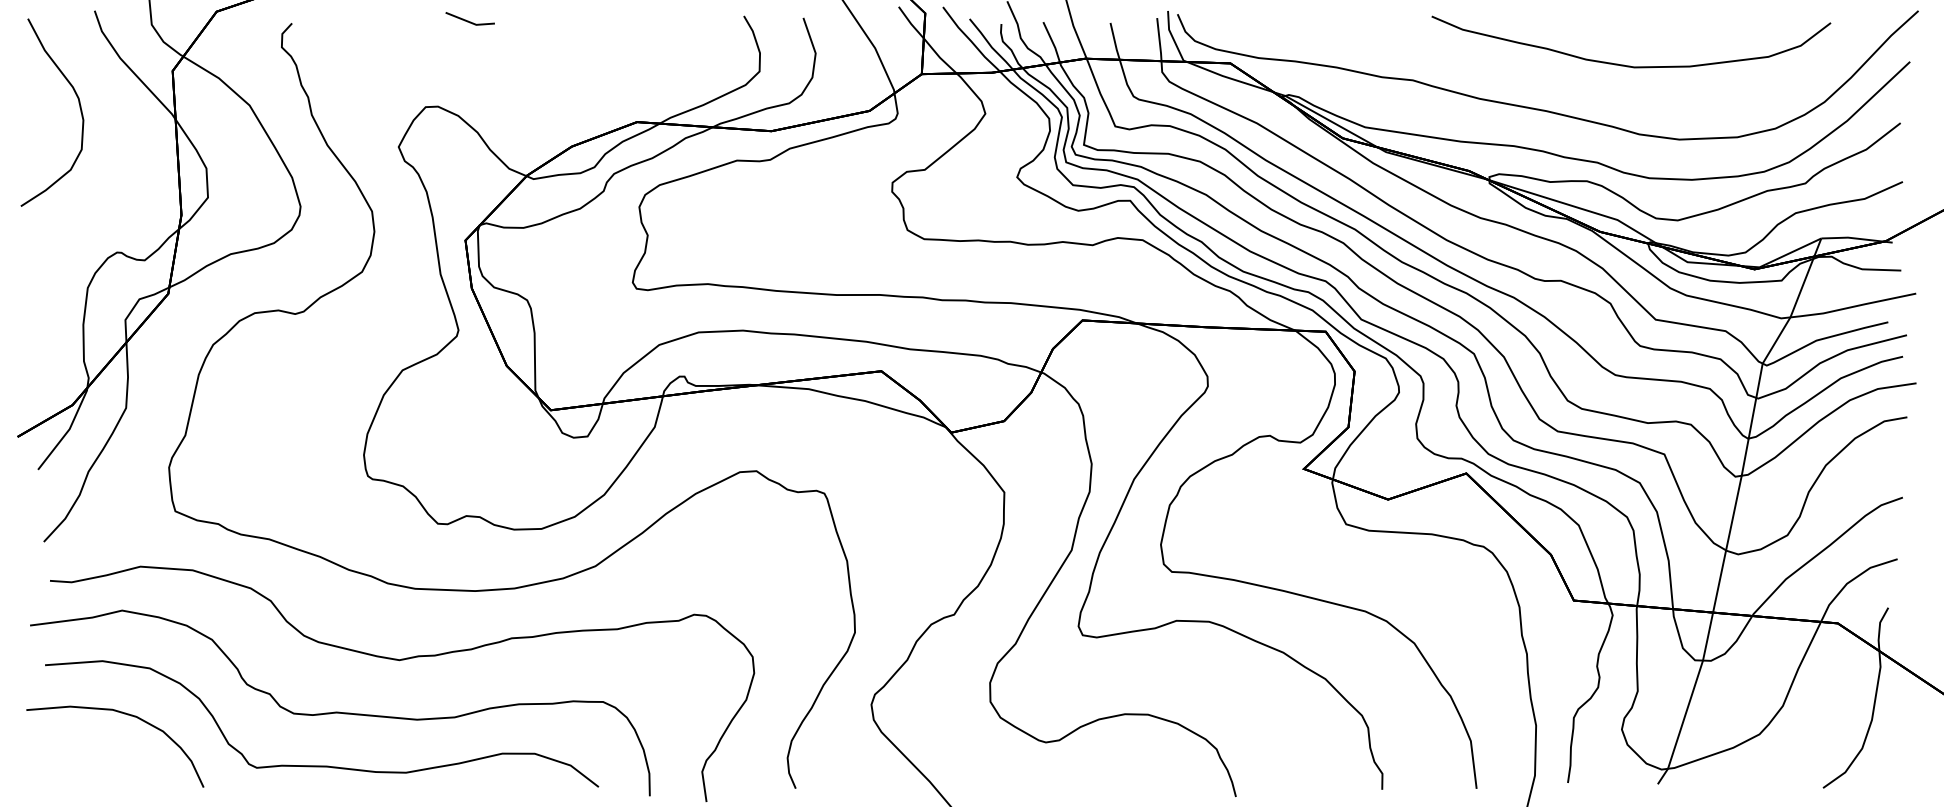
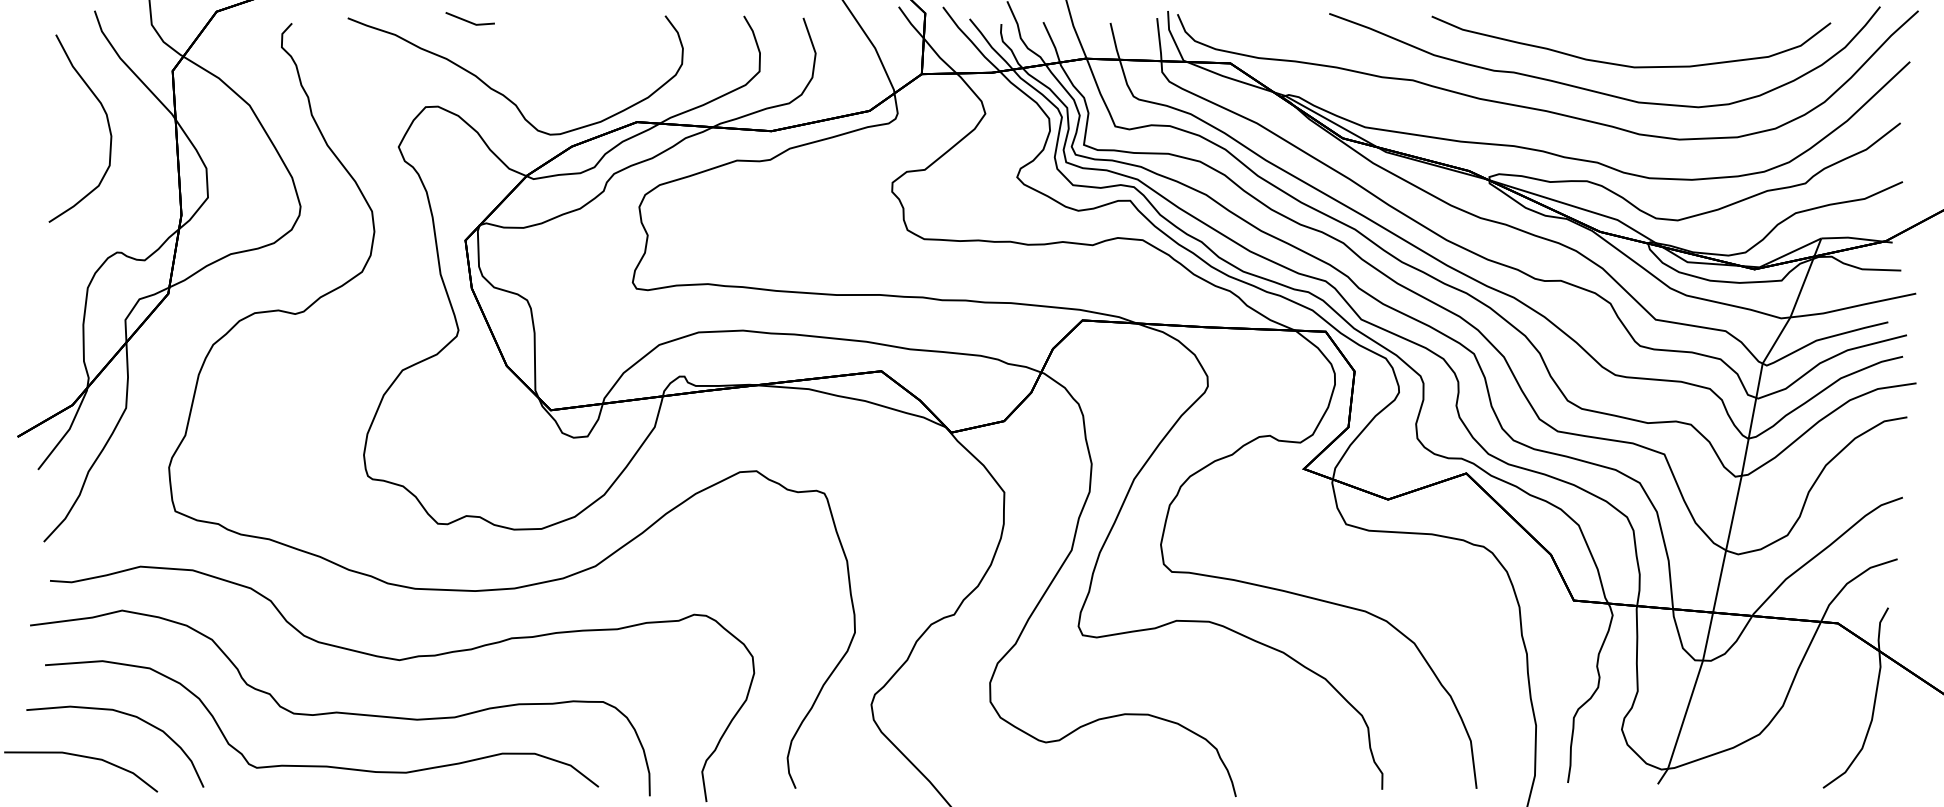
curve: none -> present (1595, 90)
curve: none -> present (502, 93)
curve position: (79, 107) -> (107, 123) (107, 123)
part: none -> present (82, 757)
